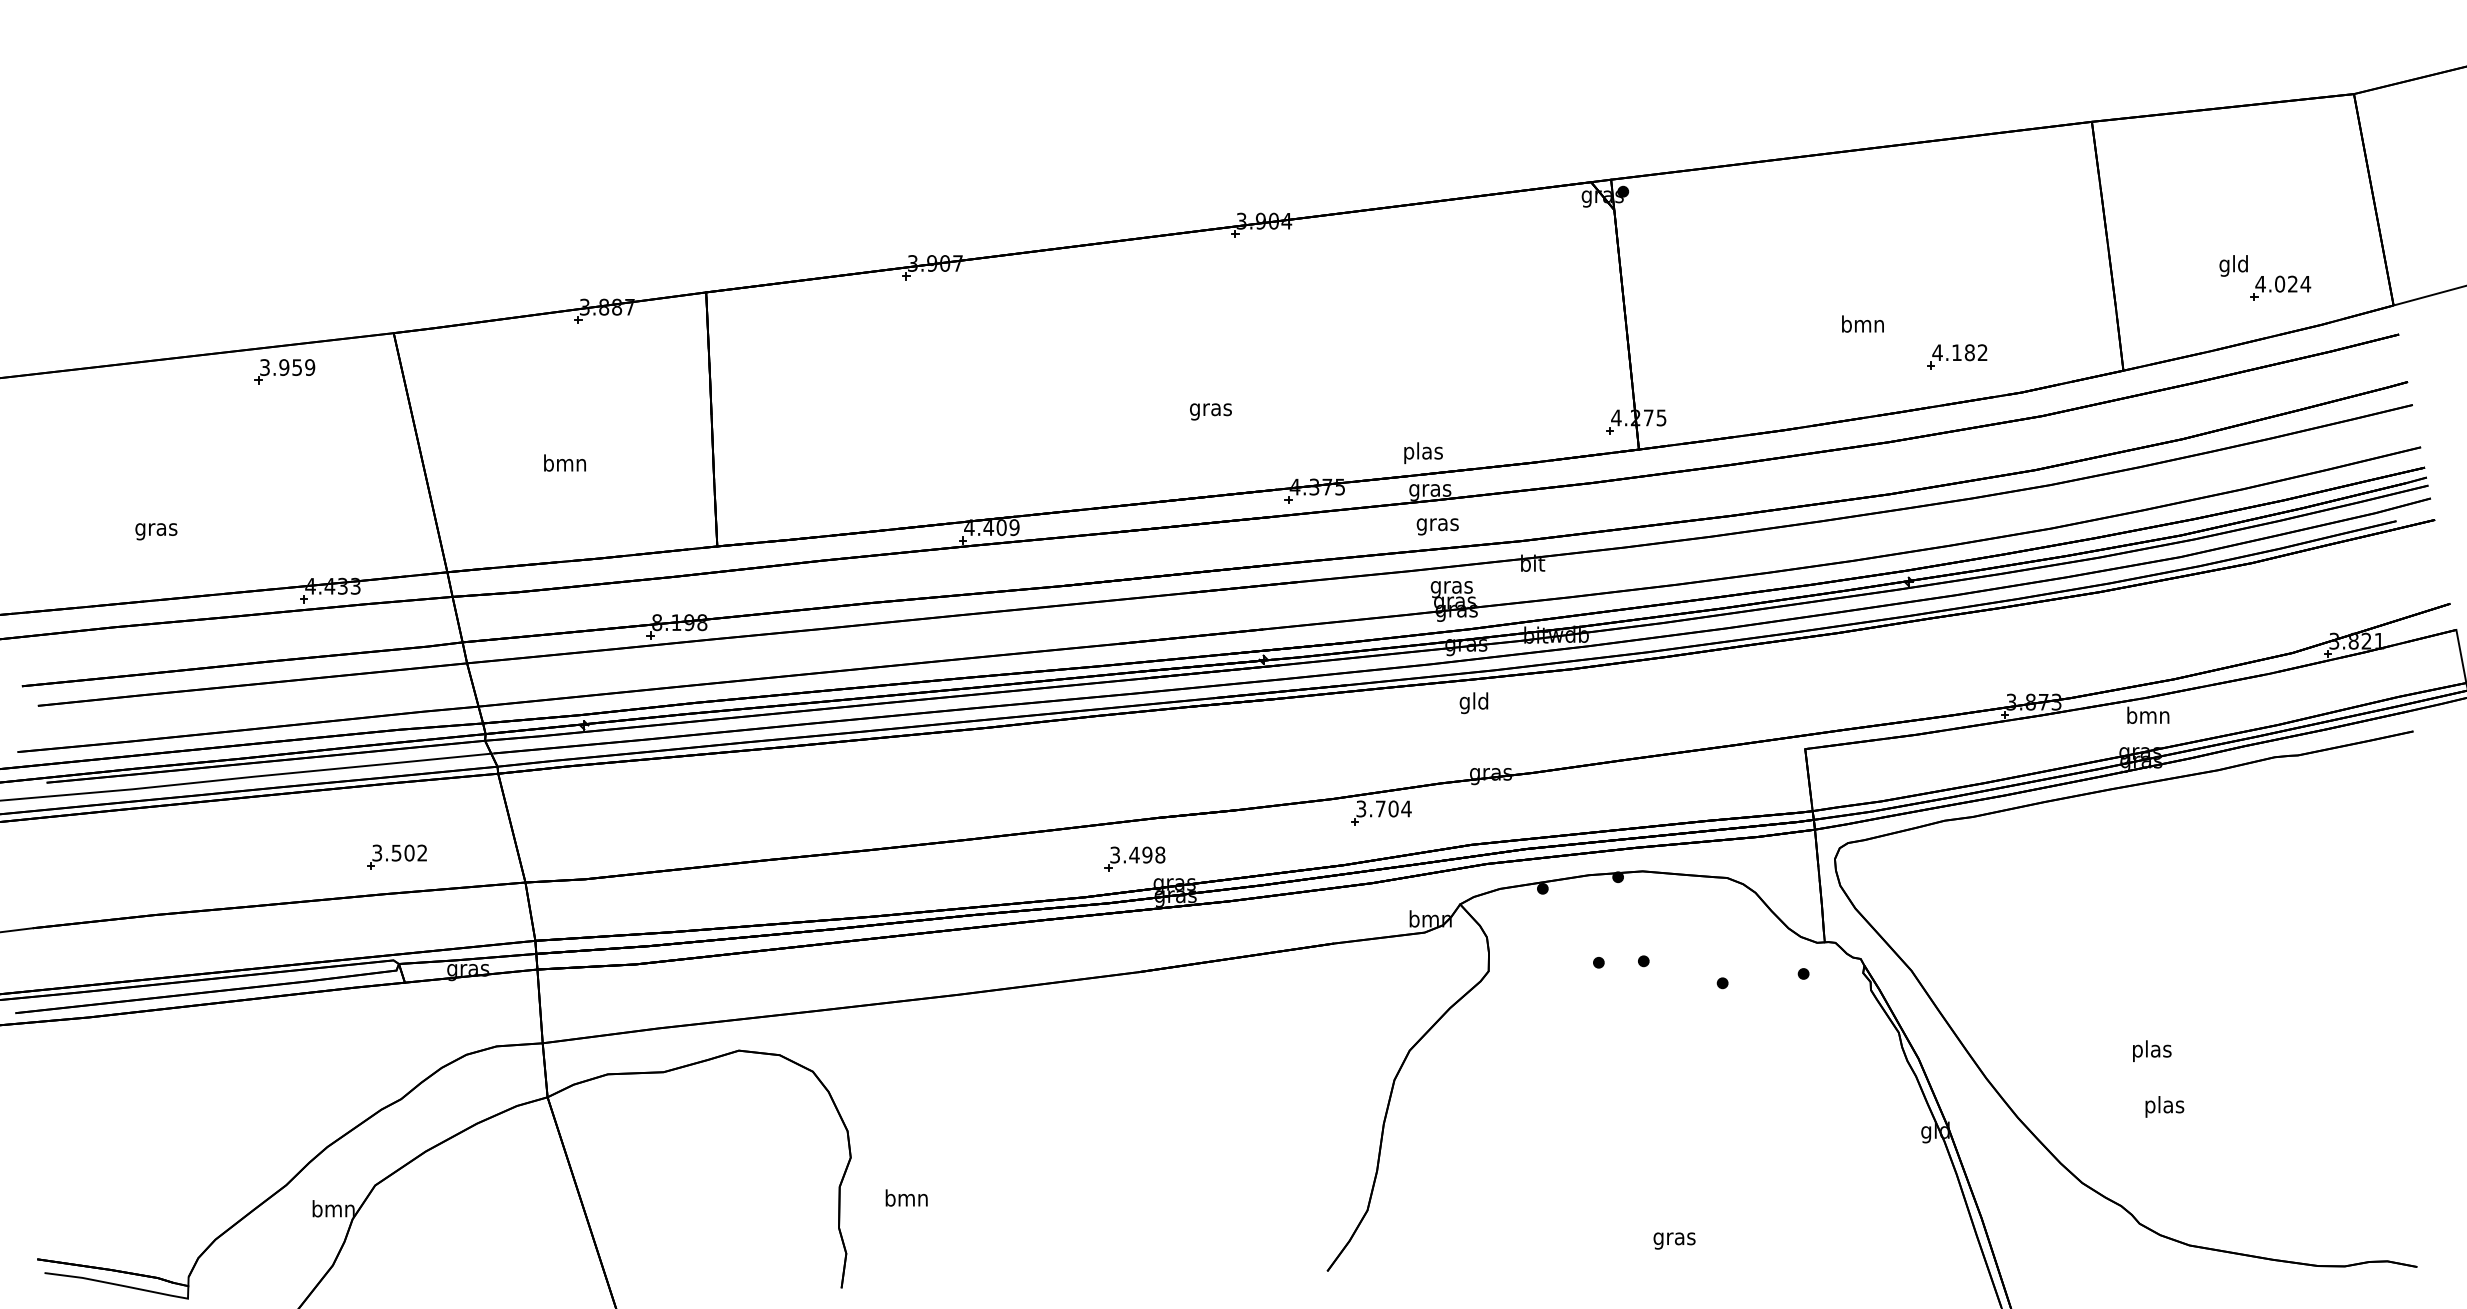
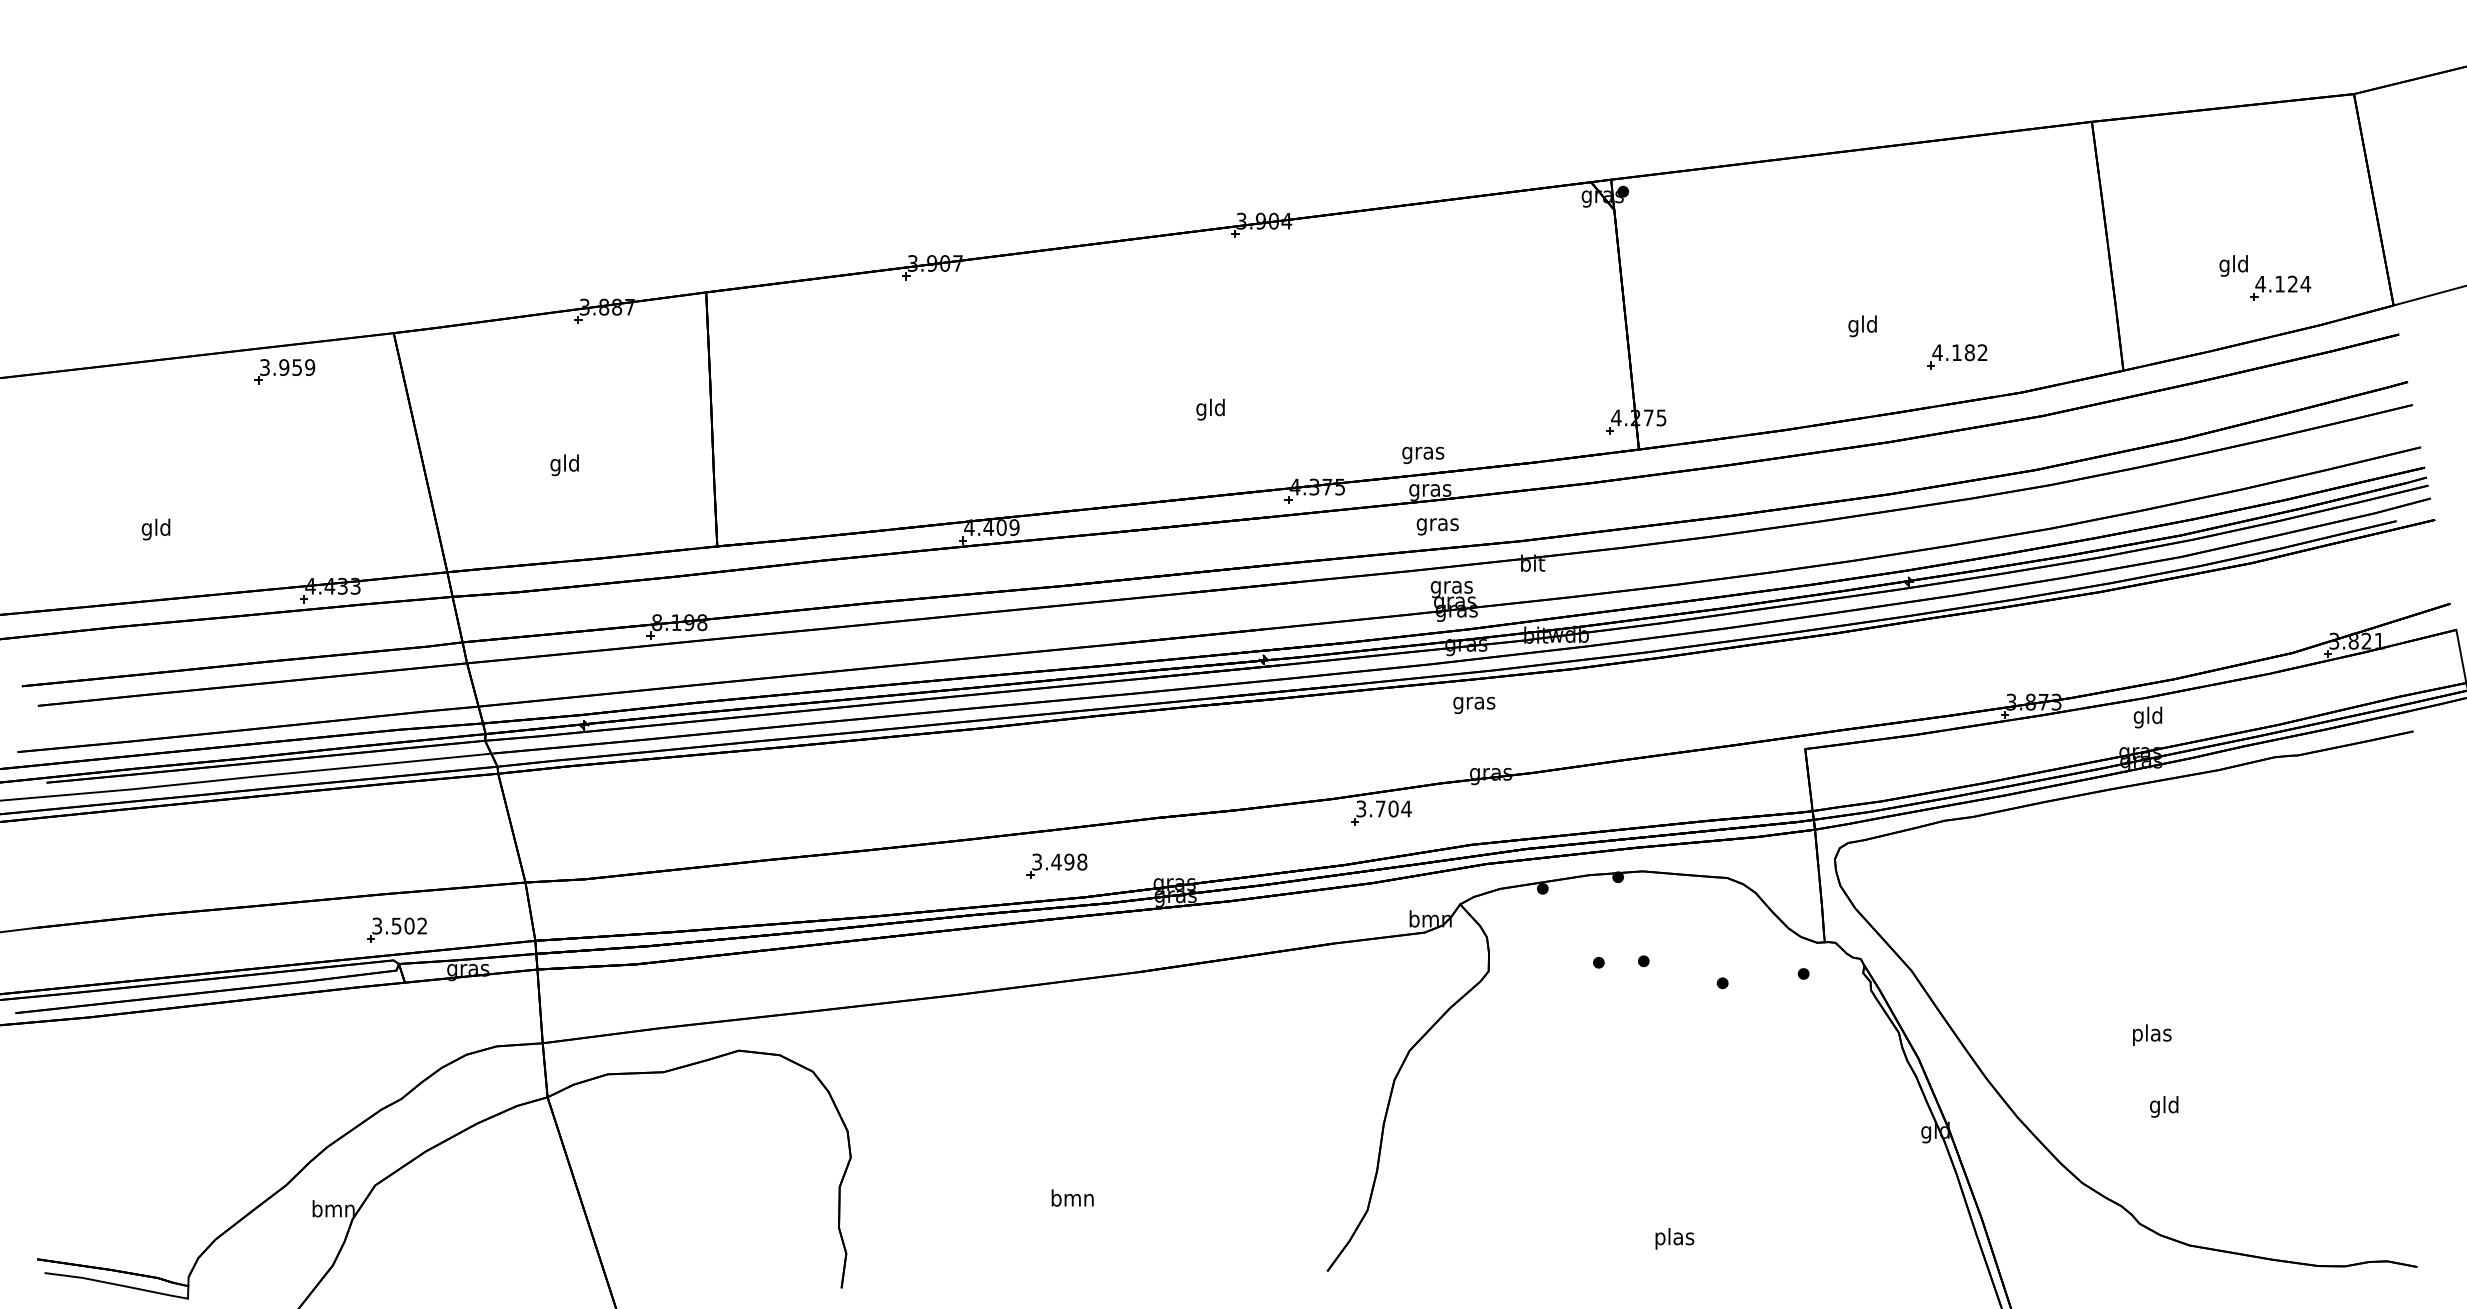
text: 4.024 -> 4.124 (2280, 283)
text: bmn -> gld (1862, 326)
text: gras -> gld (1210, 409)
text: plas -> gras (1423, 453)
text: bmn -> gld (564, 465)
text: gras -> gld (156, 529)
text: gld -> gras (1474, 703)
text: bmn -> gld (2148, 717)
part position: (396, 856) -> (396, 929) (396, 929)
part position: (1134, 858) -> (1056, 865) (1056, 865)
text position: (2152, 1050) -> (2152, 1034) (2152, 1034)
text: plas -> gld (2164, 1106)
text position: (906, 1197) -> (1072, 1197) (1072, 1197)
text: gras -> plas (1674, 1238)
